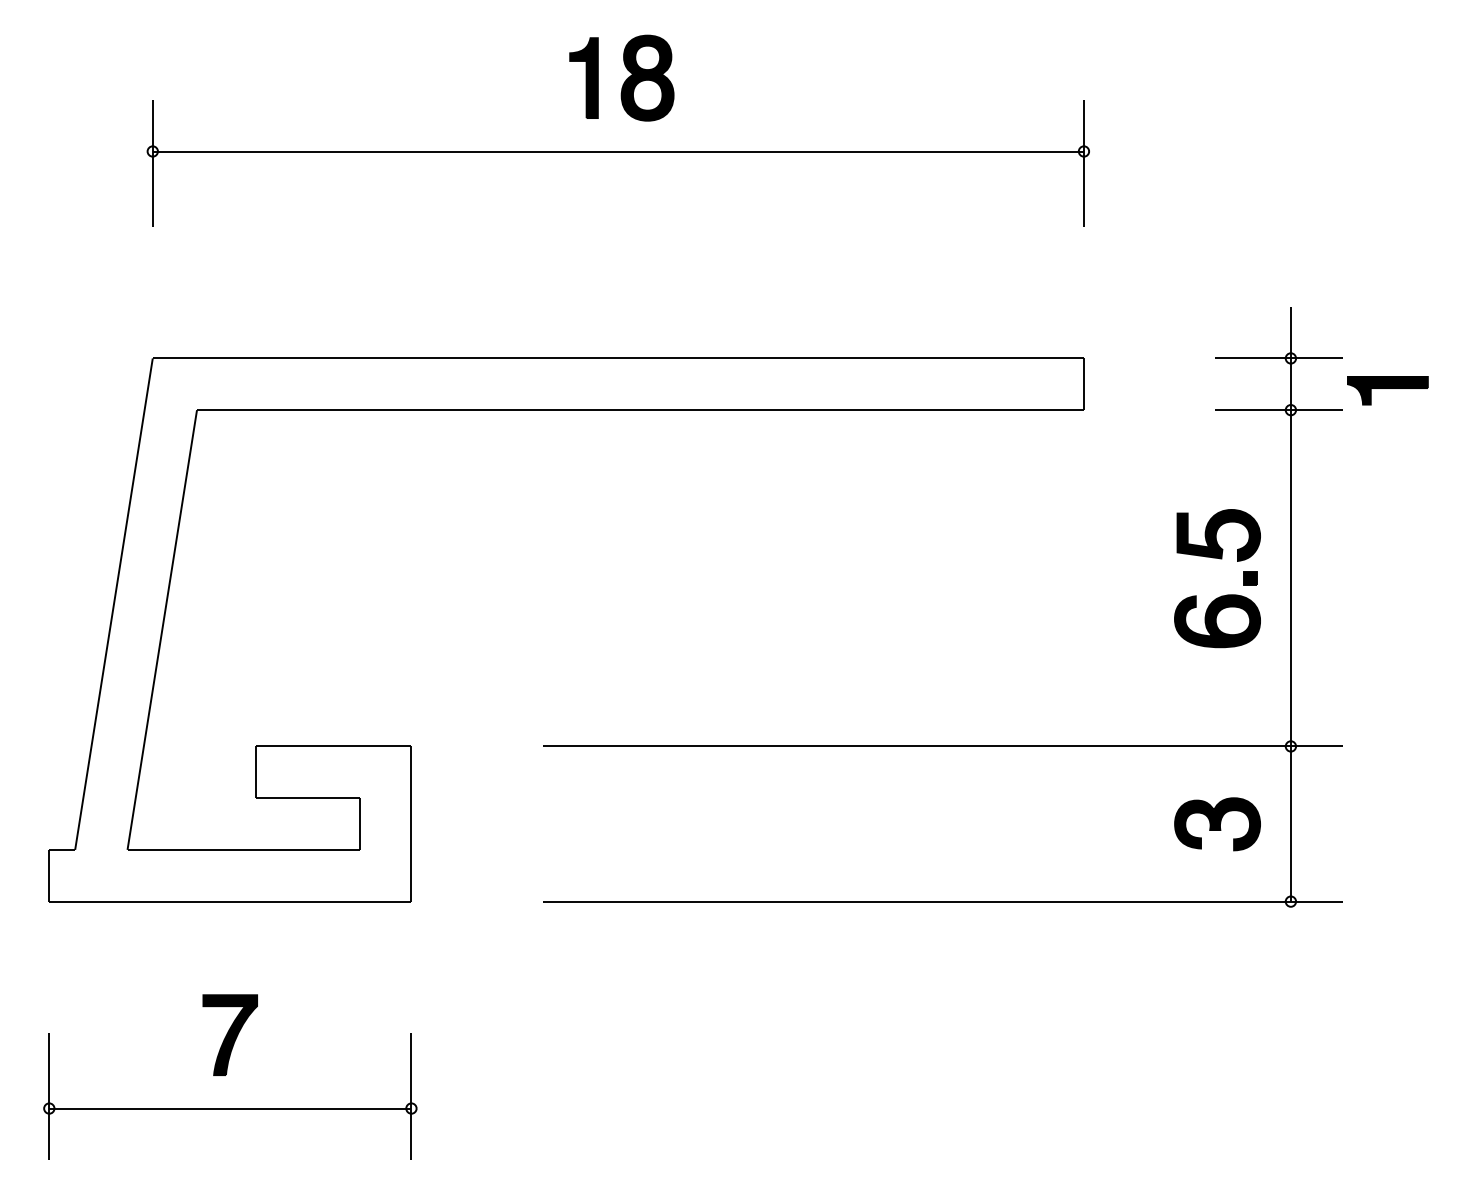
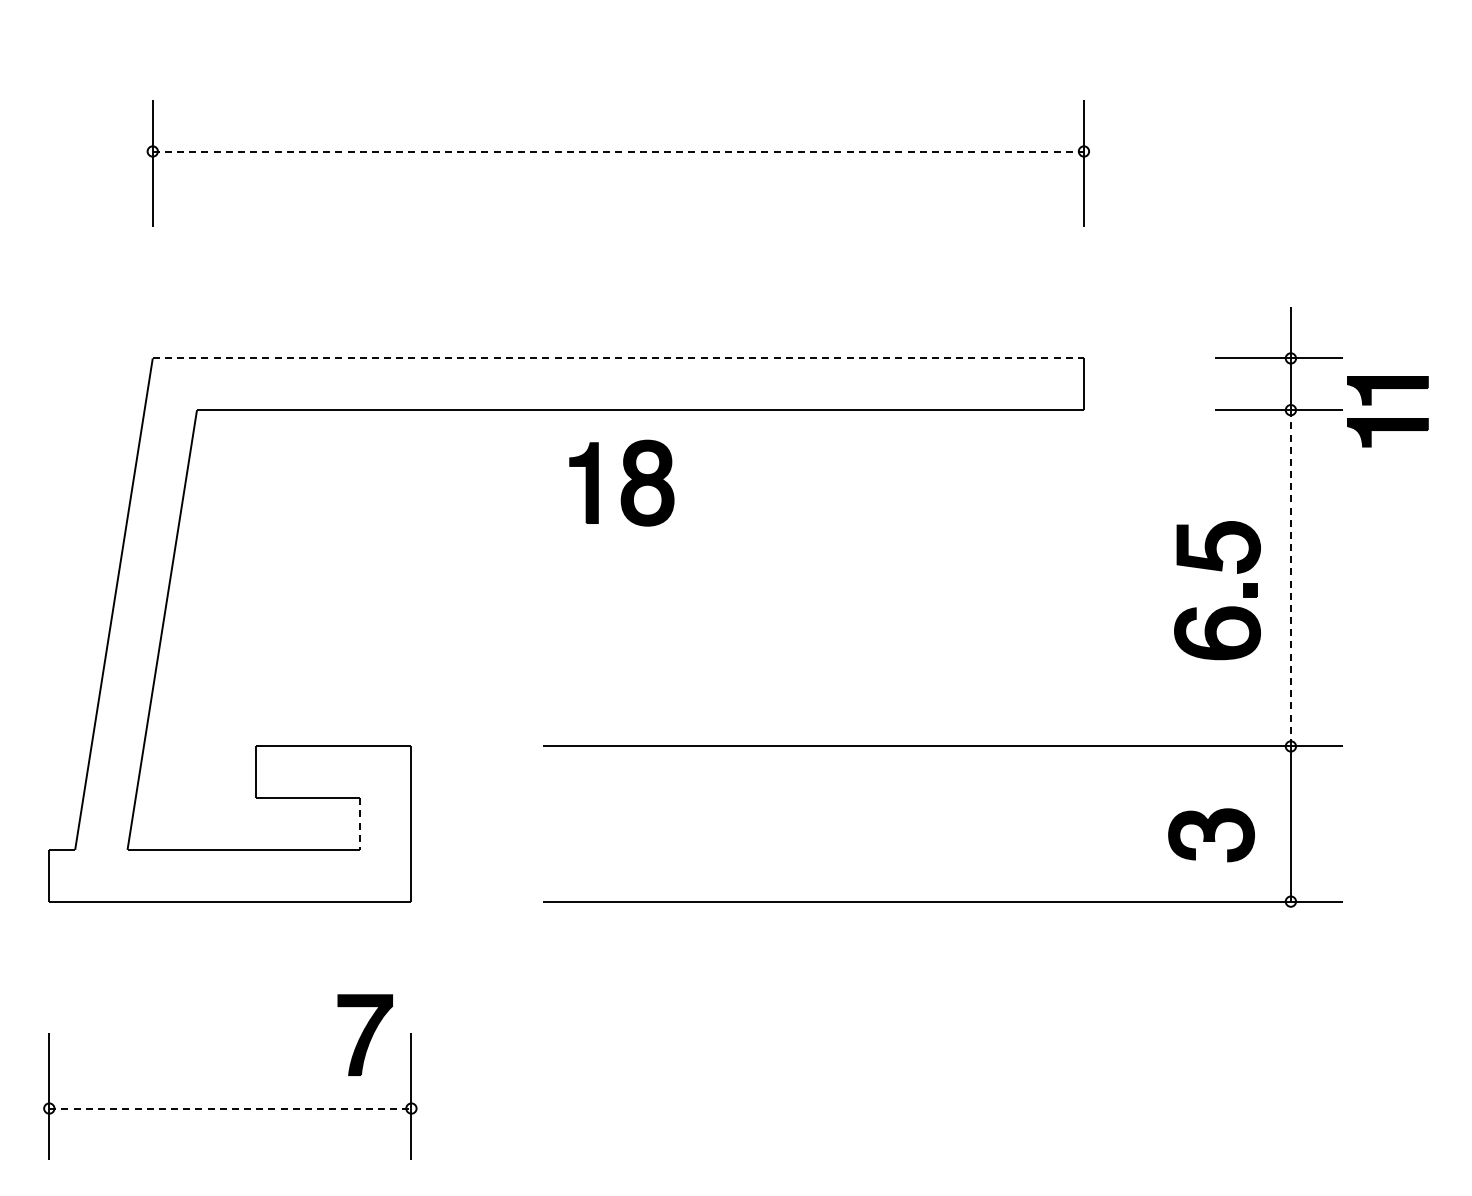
part position: (621, 77) -> (621, 482) (621, 482)
line: solid -> dashed (618, 151)
line: solid -> dashed (618, 358)
part: none -> present (1387, 432)
line: solid -> dashed (1290, 578)
part position: (1221, 595) -> (1221, 607) (1221, 607)
line: solid -> dashed (359, 824)
part position: (1217, 824) -> (1211, 835) (1211, 835)
part position: (229, 1034) -> (364, 1034) (364, 1034)
line: solid -> dashed (230, 1108)
